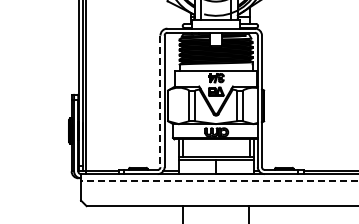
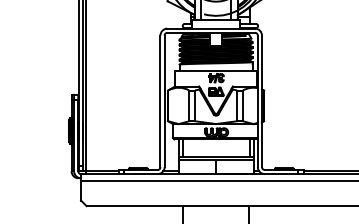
line: dashed -> solid (160, 101)
line: dashed -> solid (219, 181)
